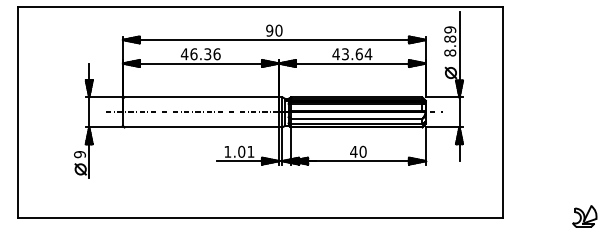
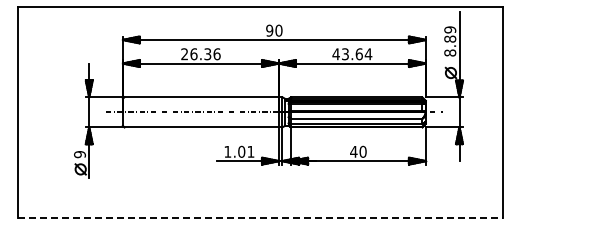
text: 46.36 -> 26.36 (184, 54)
part: present -> none (584, 216)
line: solid -> dashed (260, 217)
